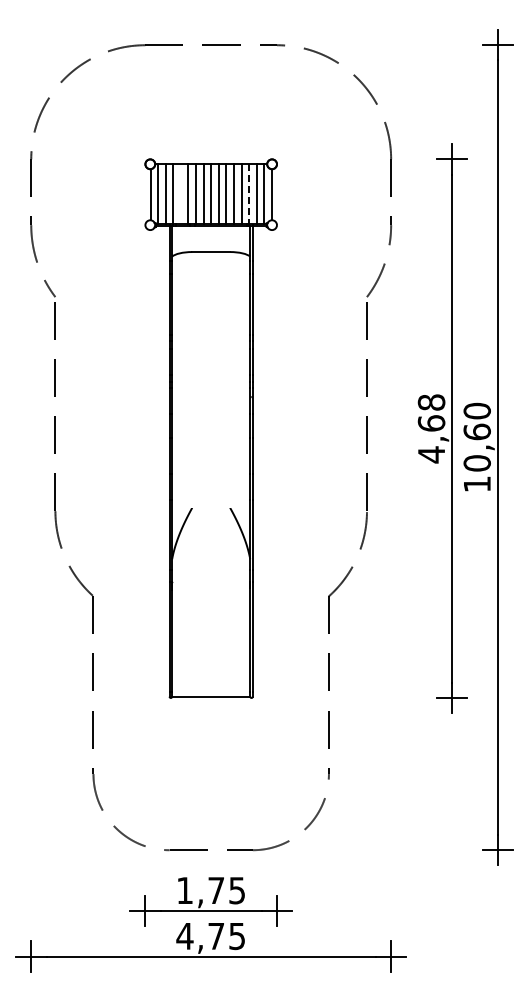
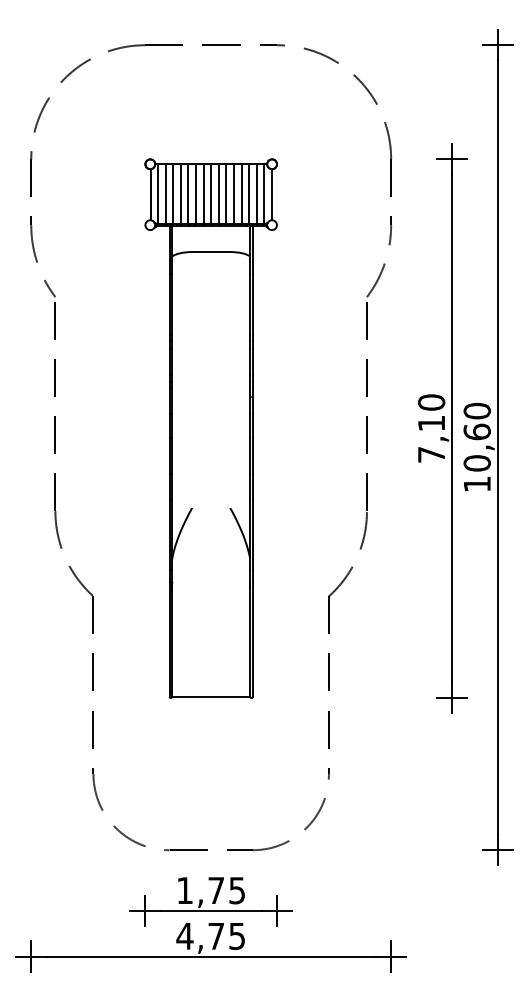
line: none -> present (180, 193)
line: dashed -> solid (249, 194)
text: 4,68 -> 7,10 (431, 428)
